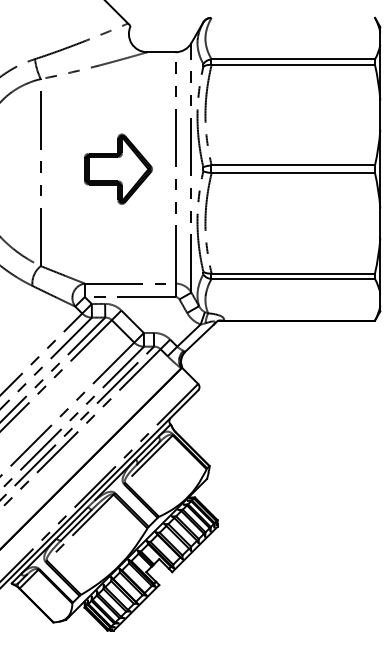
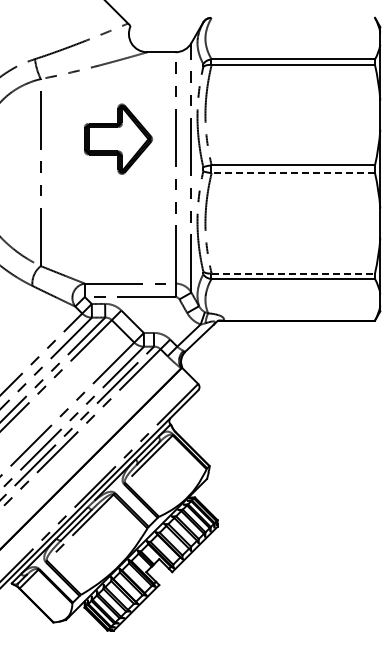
part position: (118, 168) -> (118, 138) (118, 138)
line: solid -> dashed (293, 173)
line: solid -> dashed (293, 273)
